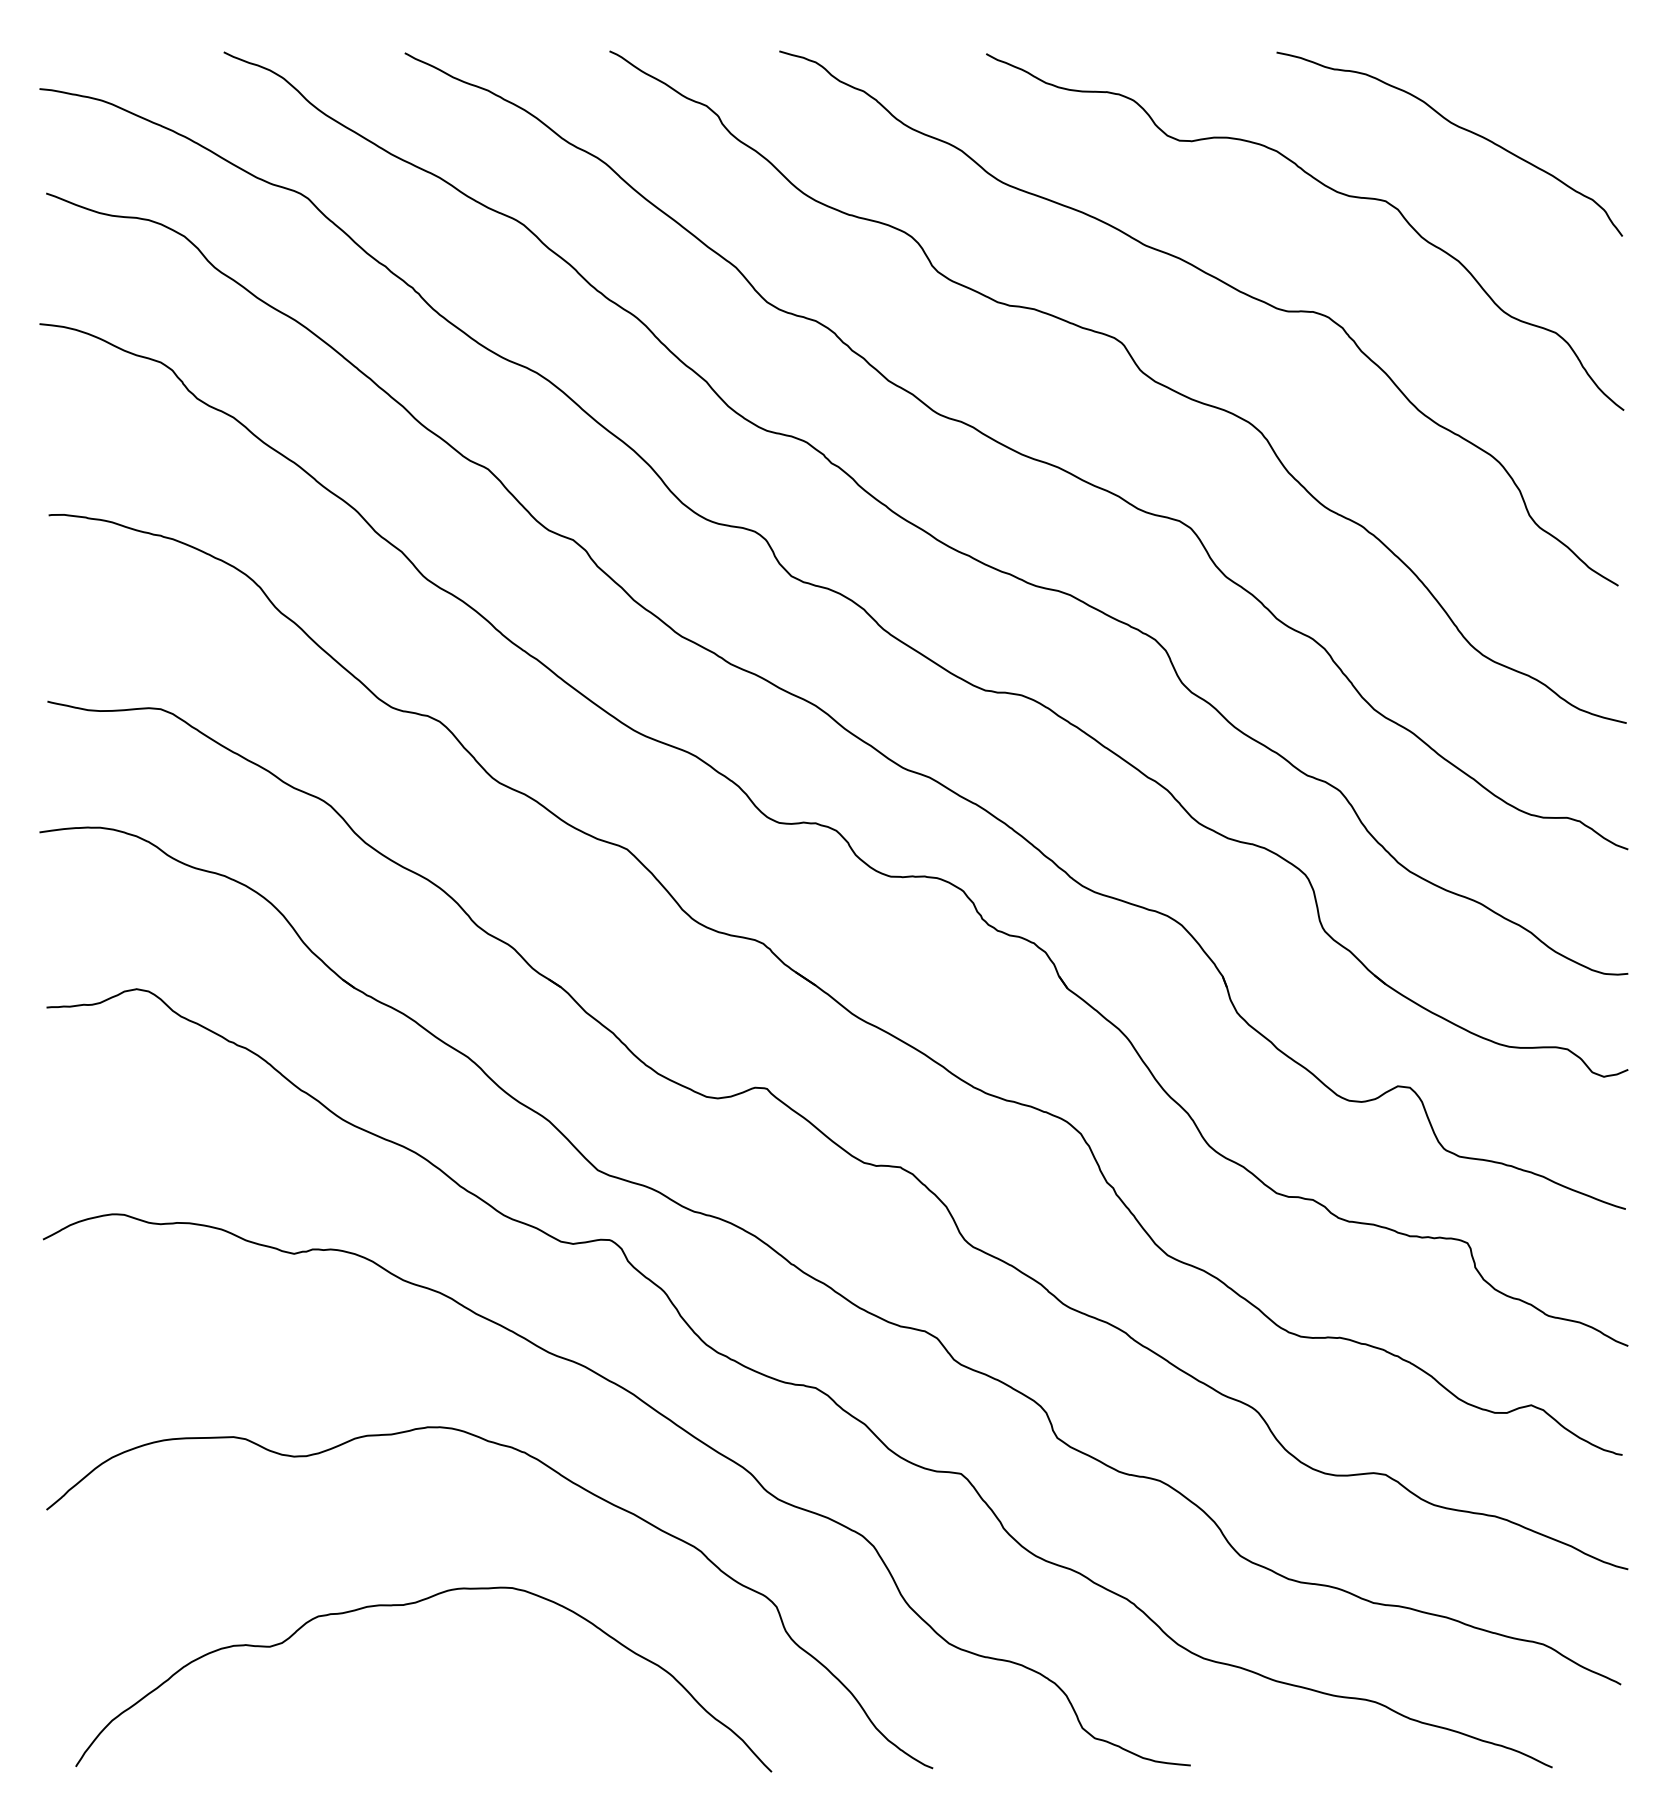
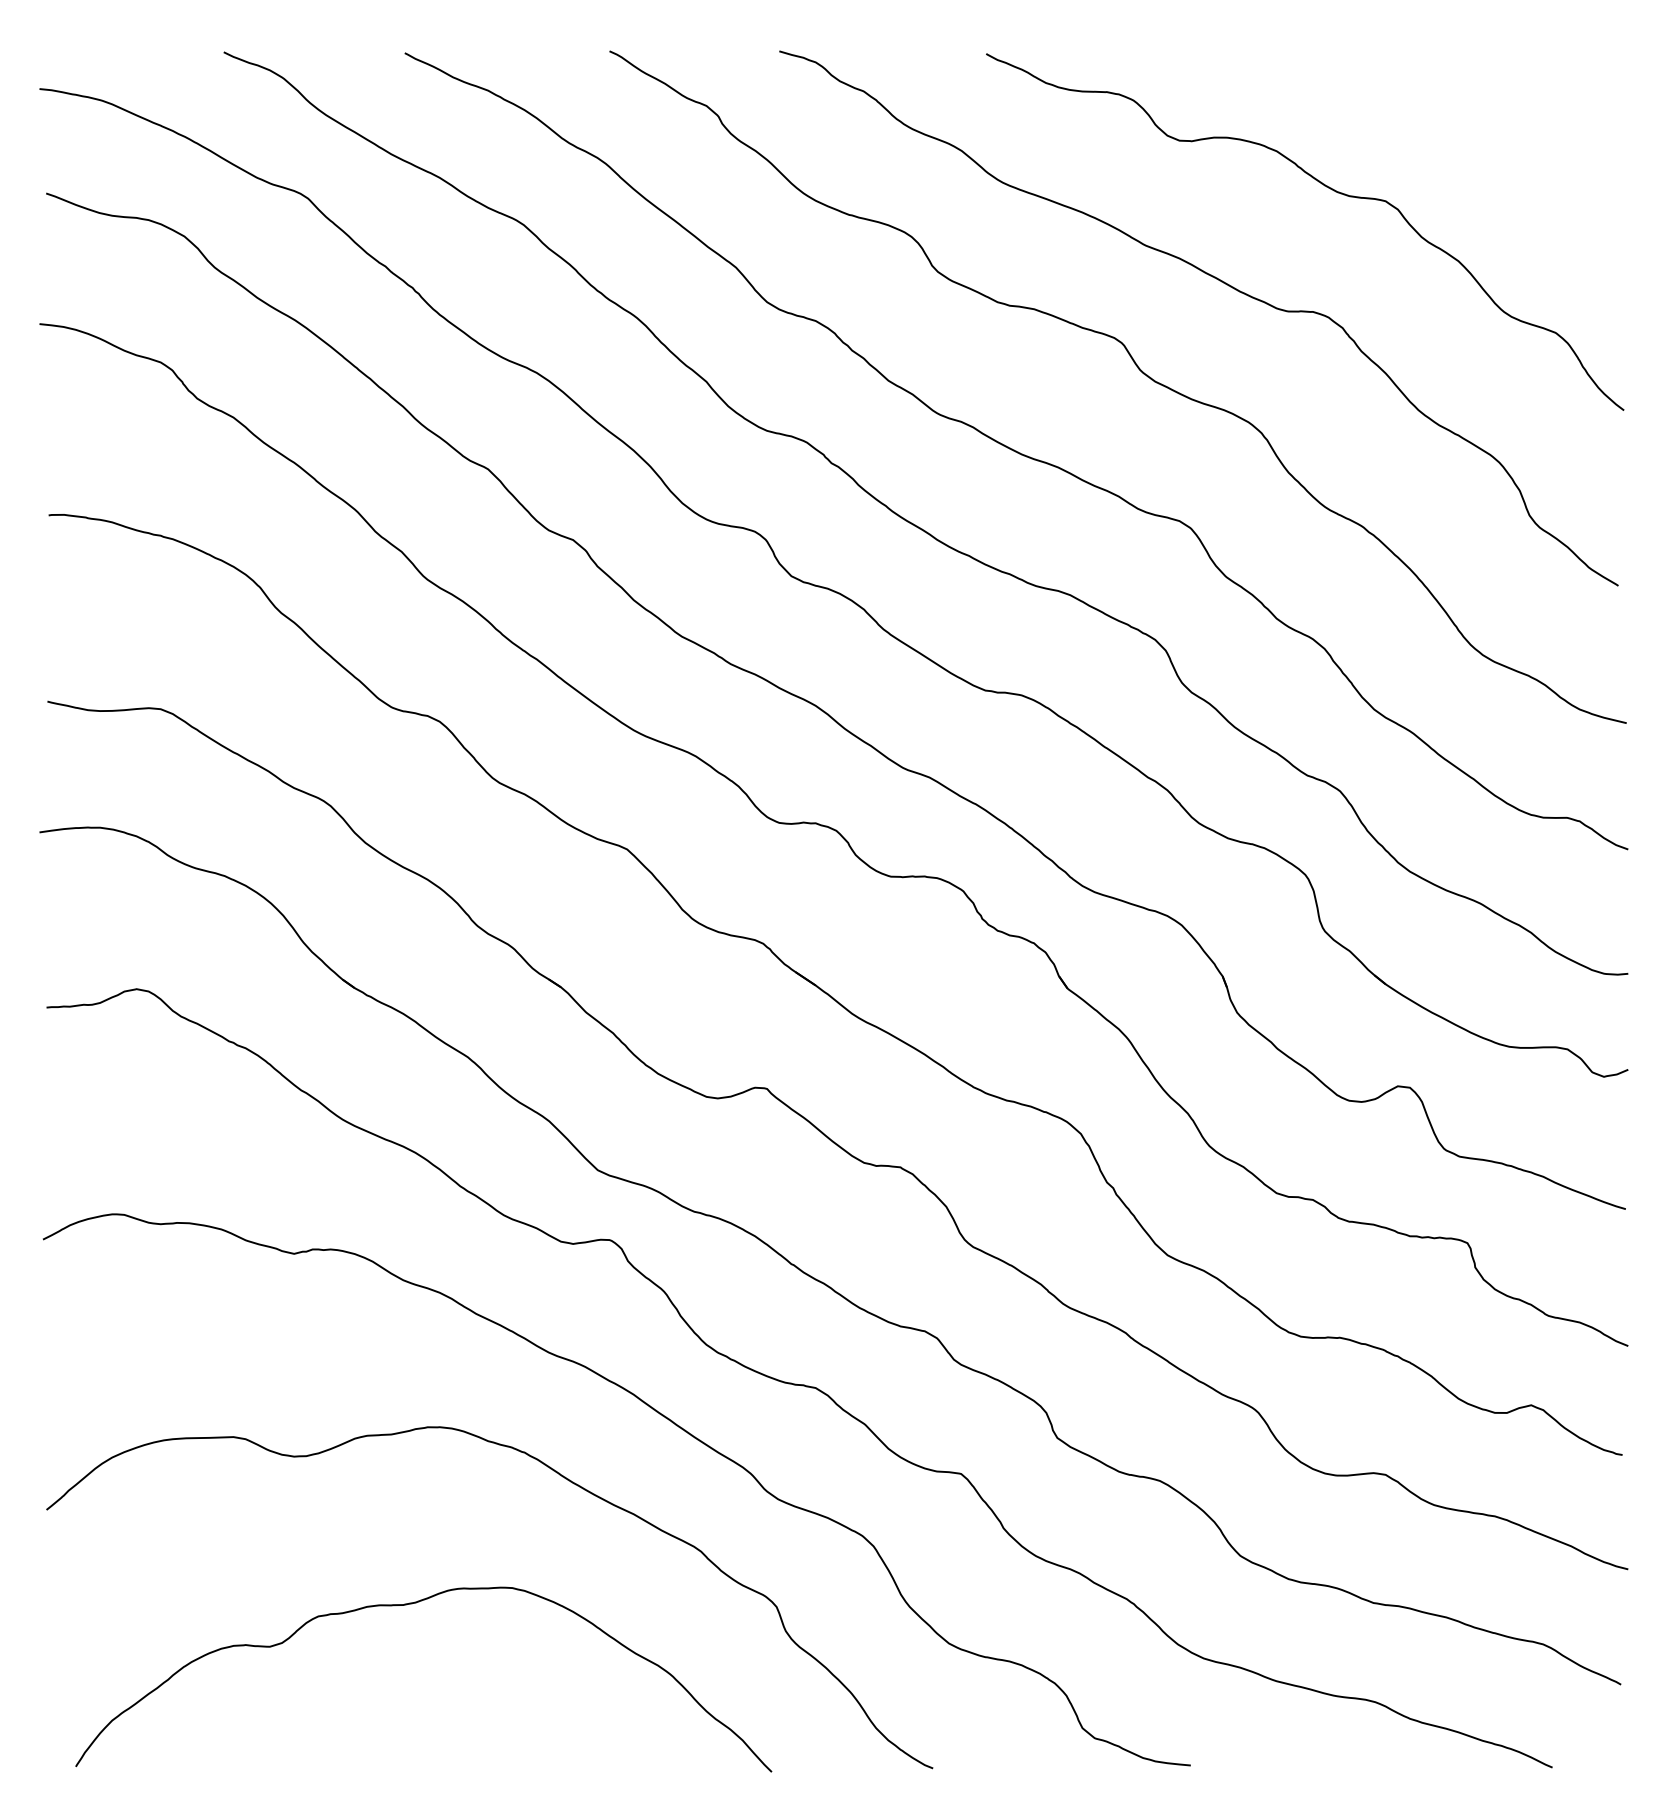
curve: present -> none (1457, 127)
